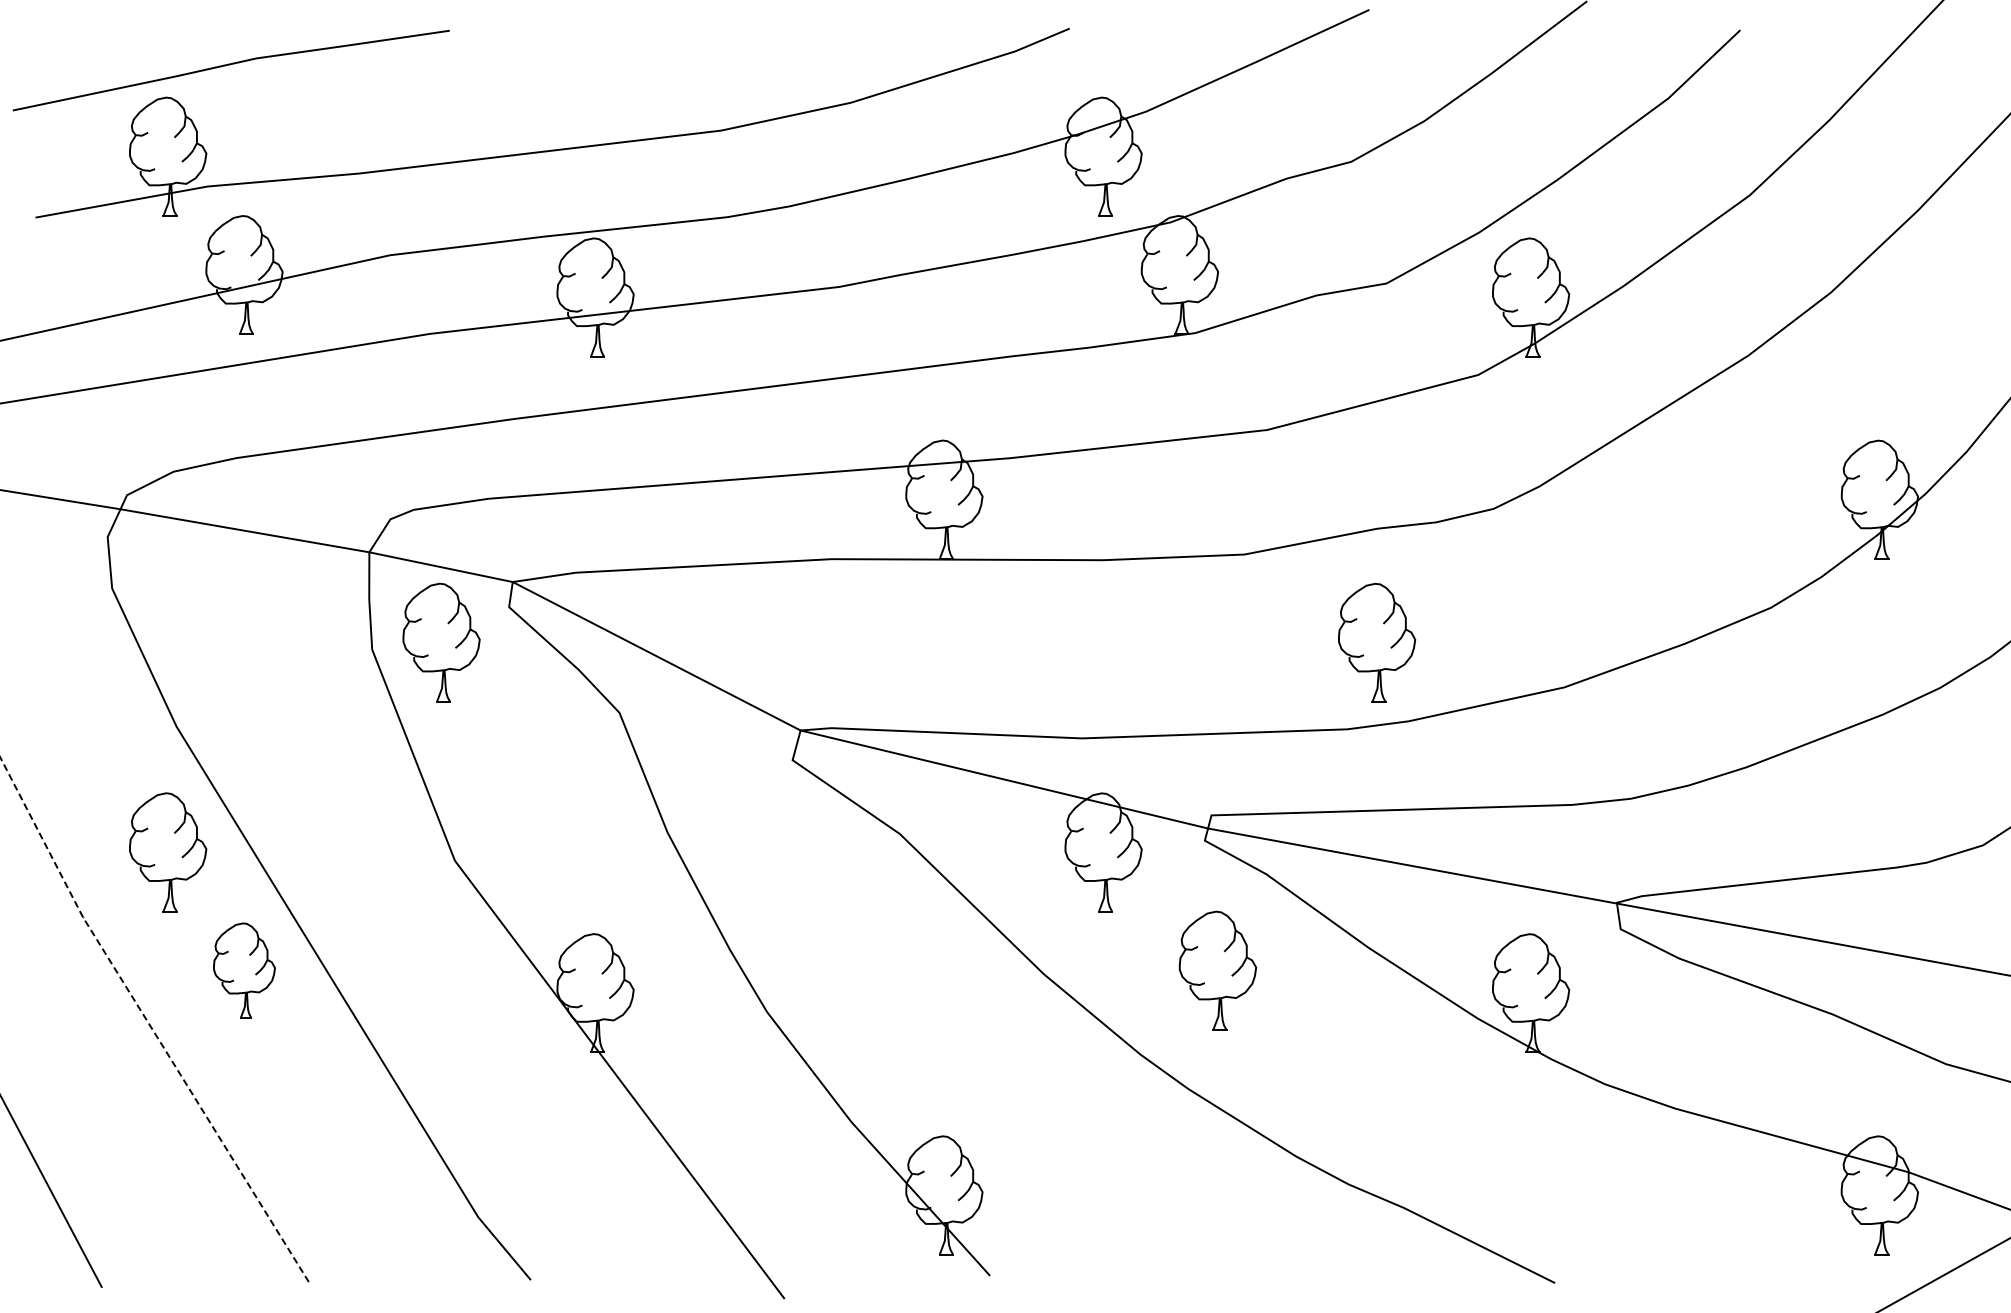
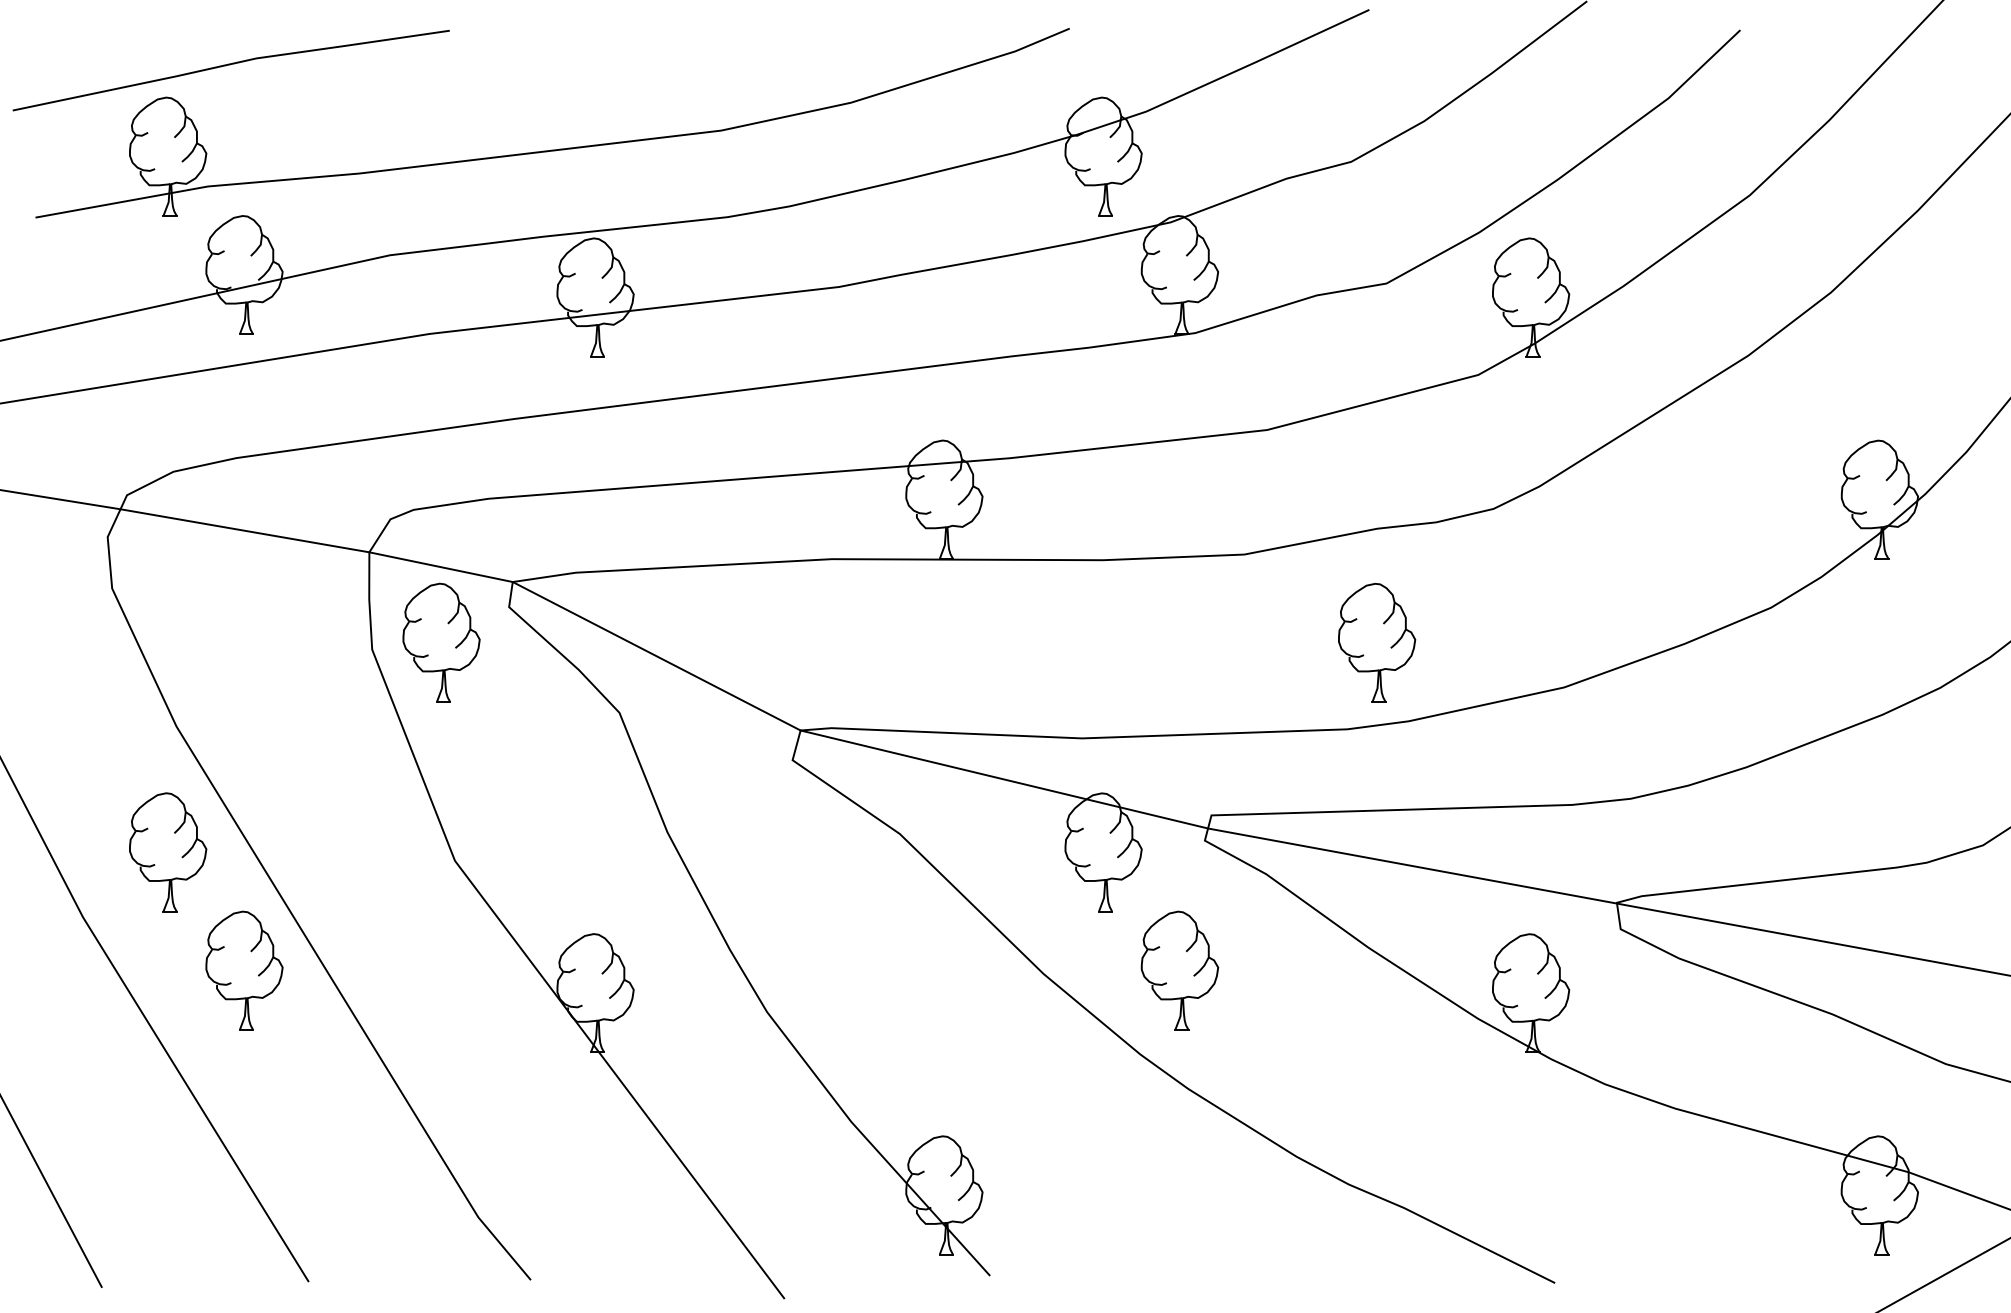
part size: 63x97 px -> 79x121 px (244, 970)
part position: (1217, 970) -> (1179, 970) (1179, 970)
line: dashed -> solid (148, 1022)
